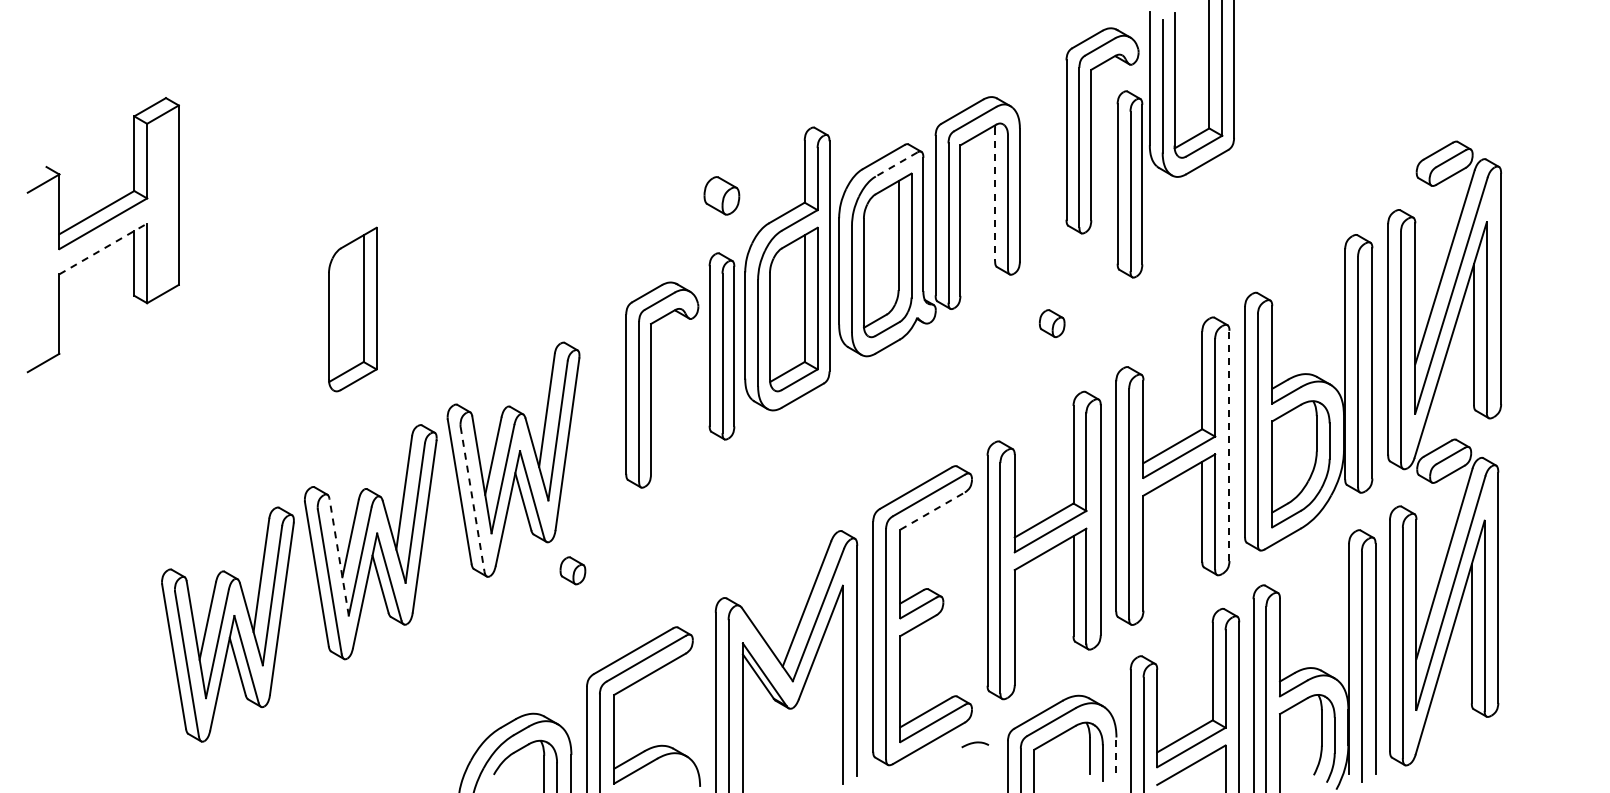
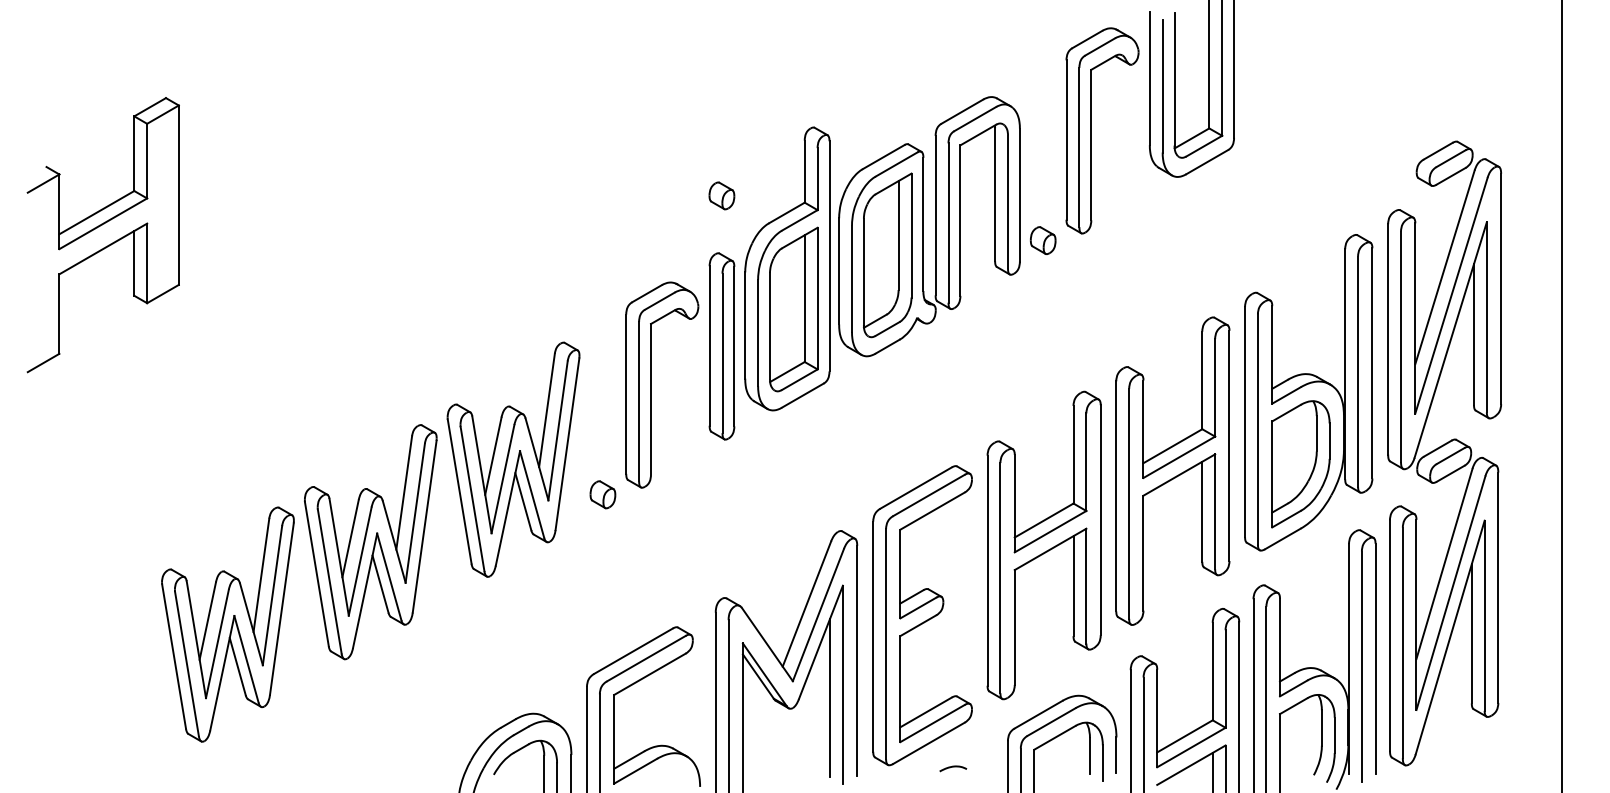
line: dashed -> solid (896, 164)
part: present -> none (1129, 184)
part size: 38x40 px -> 28x30 px (721, 195)
line: dashed -> solid (995, 195)
line: dashed -> solid (103, 248)
part: present -> none (352, 309)
part position: (1051, 323) -> (1042, 240) (1042, 240)
line: none -> present (1561, 395)
line: dashed -> solid (1229, 445)
line: dashed -> solid (472, 499)
line: dashed -> solid (933, 510)
line: dashed -> solid (339, 556)
part position: (572, 570) -> (602, 494) (602, 494)
line: none -> present (830, 697)
curve position: (975, 743) -> (953, 767) (953, 767)
line: dashed -> solid (1116, 755)
line: none -> present (1212, 770)
